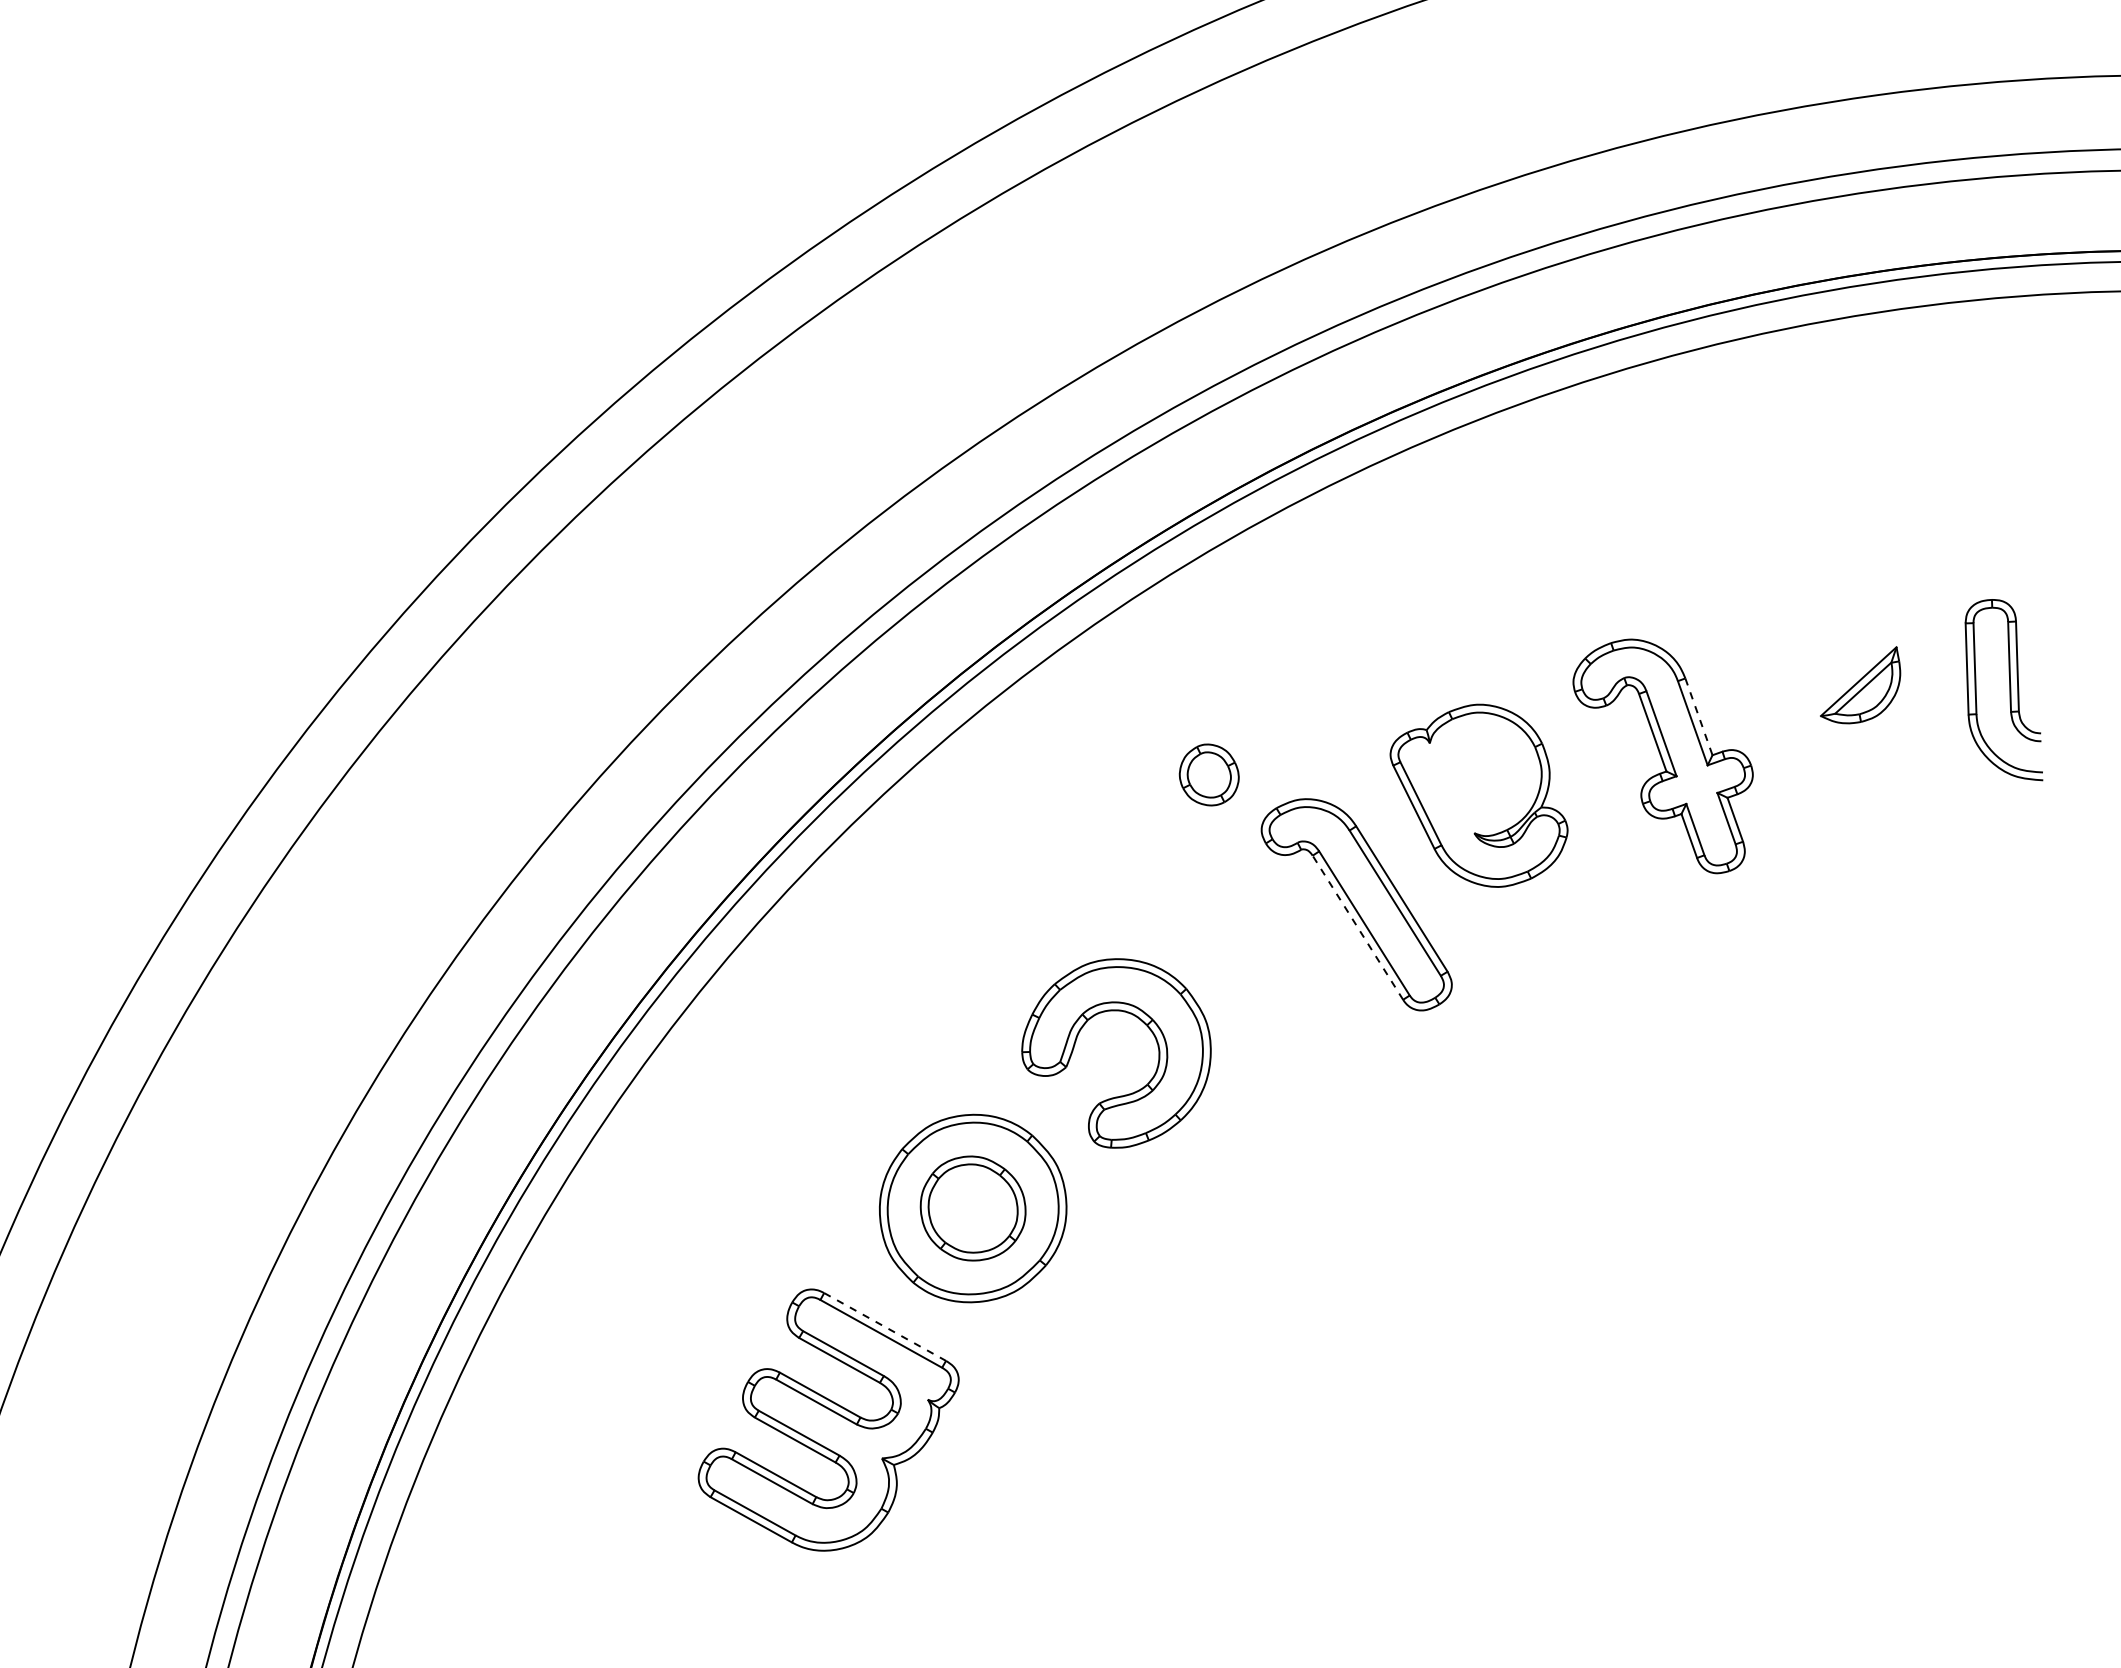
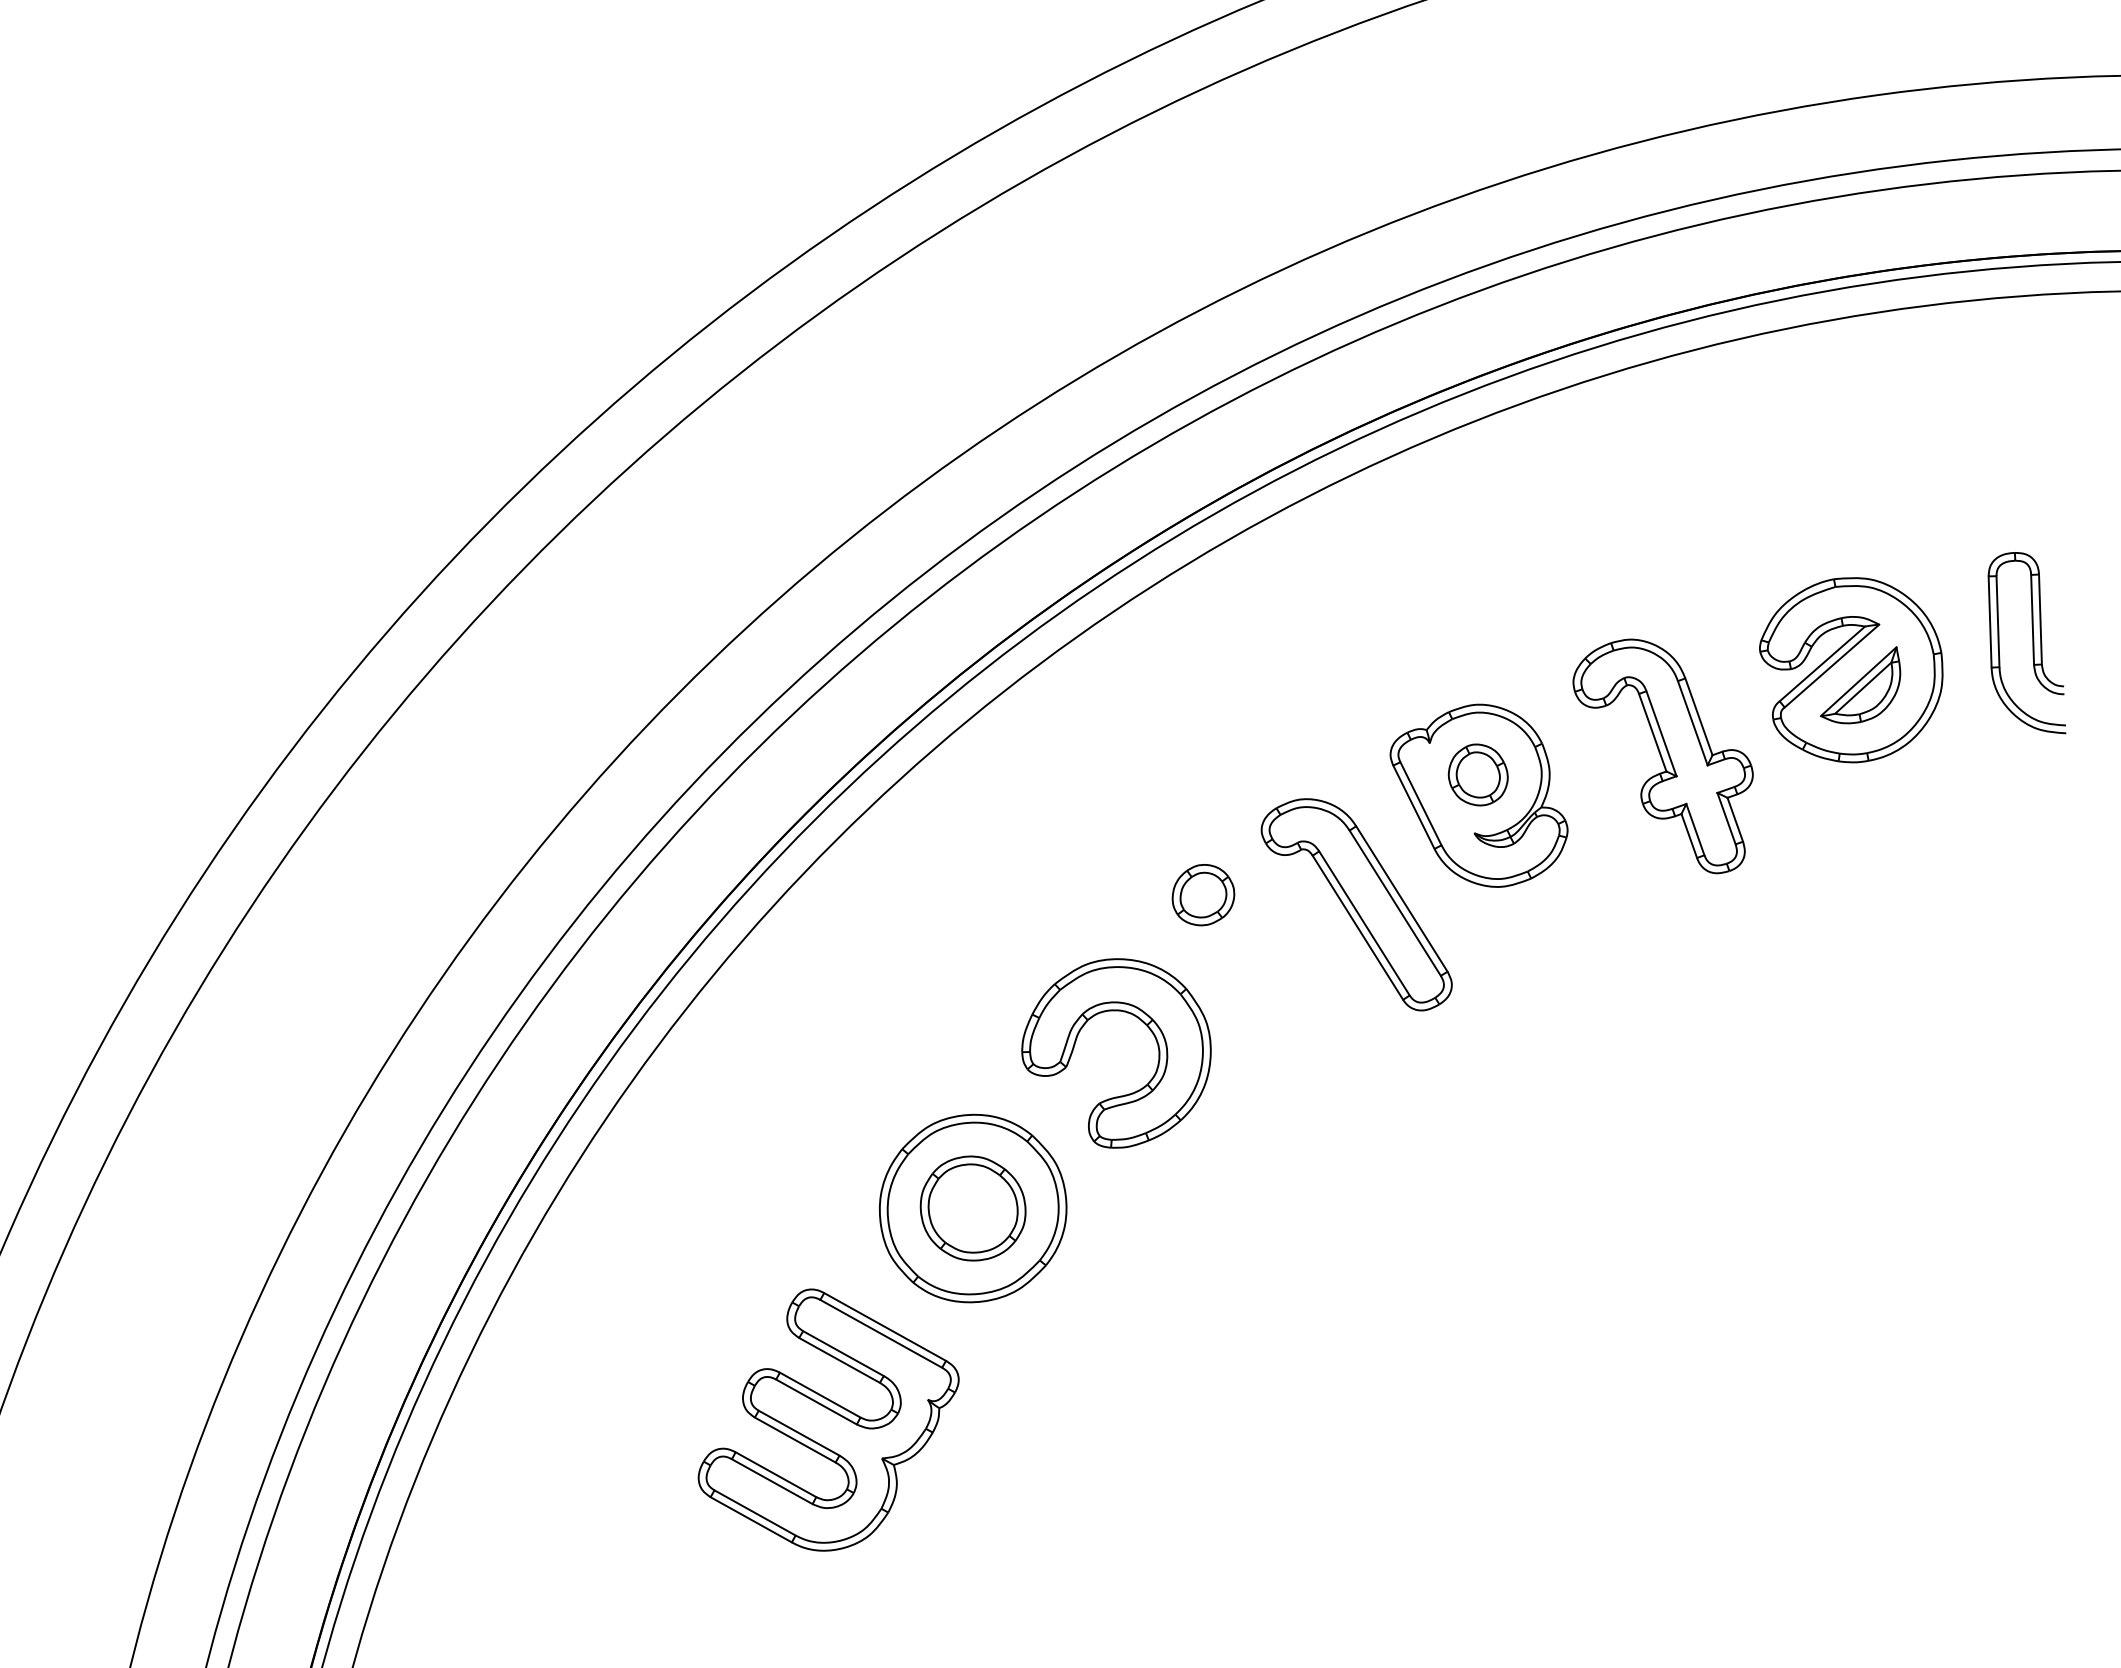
part: none -> present (1851, 670)
part position: (2003, 690) -> (2026, 643) (2026, 643)
line: dashed -> solid (1698, 716)
part position: (1208, 774) -> (1477, 774) (1477, 774)
part: none -> present (1203, 895)
line: dashed -> solid (1357, 927)
line: dashed -> solid (885, 1326)
